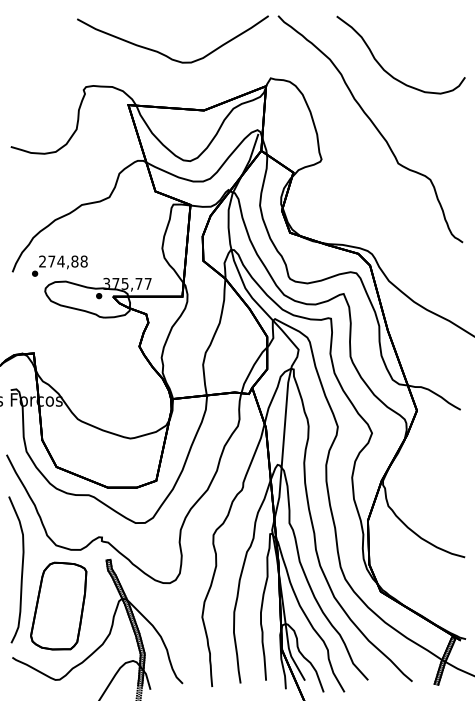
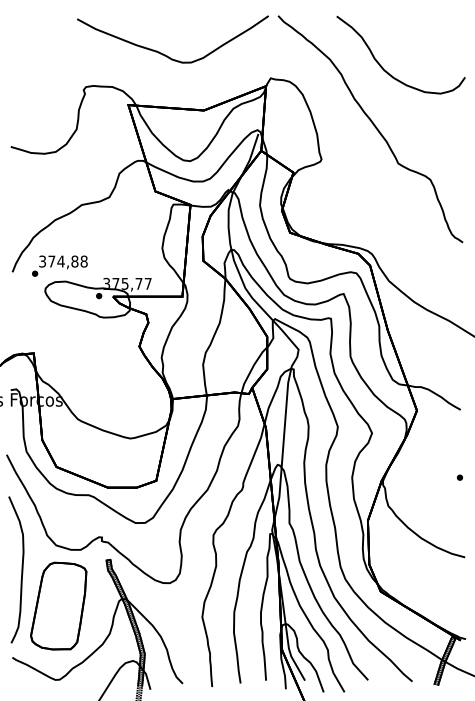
text: 274,88 -> 374,88 (42, 261)
part: none -> present (459, 477)
